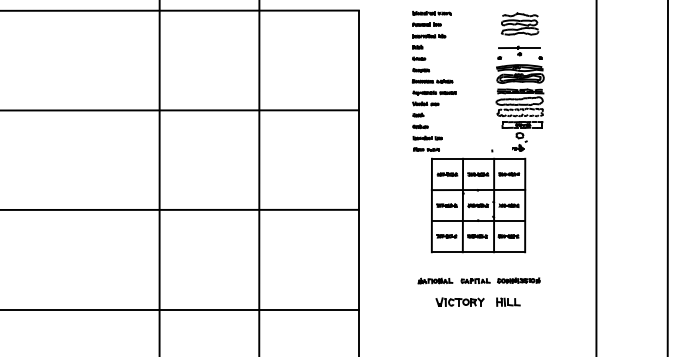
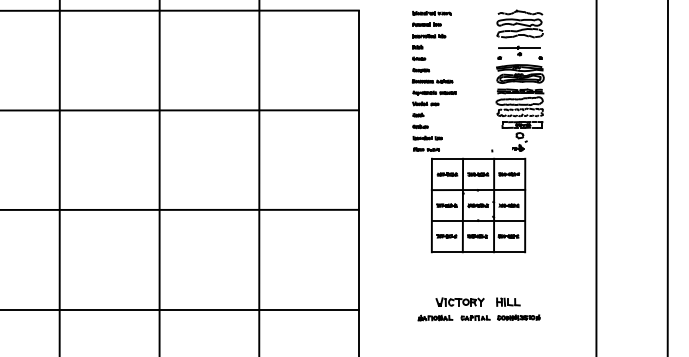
part size: 40x24 px -> 48x30 px (519, 23)
line: none -> present (59, 177)
part position: (478, 280) -> (478, 317) (478, 317)
